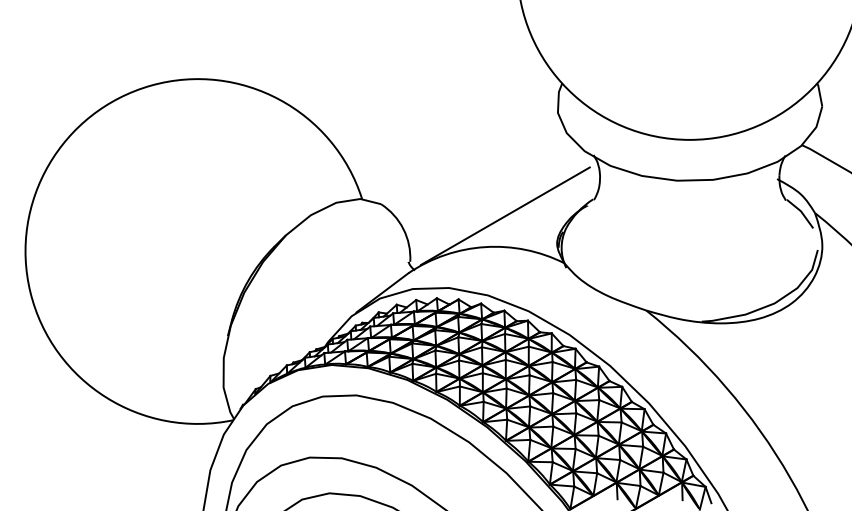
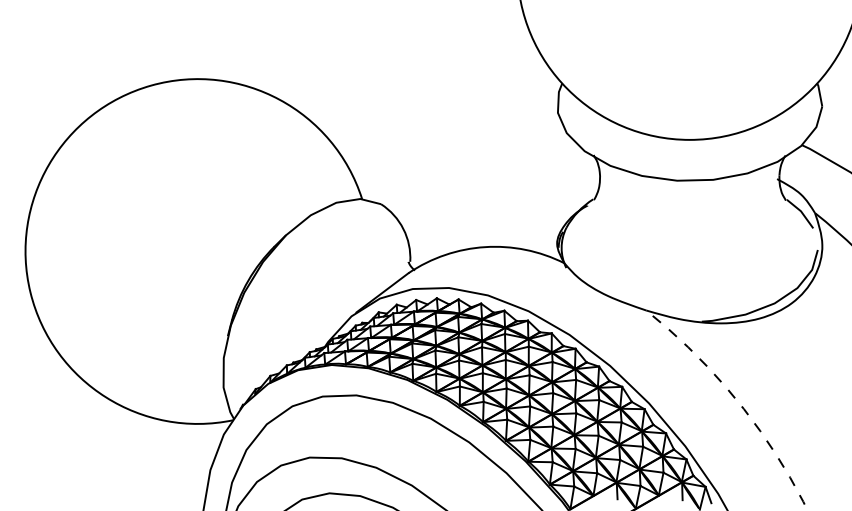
line: present -> none (505, 215)
arc: solid -> dashed (738, 402)
